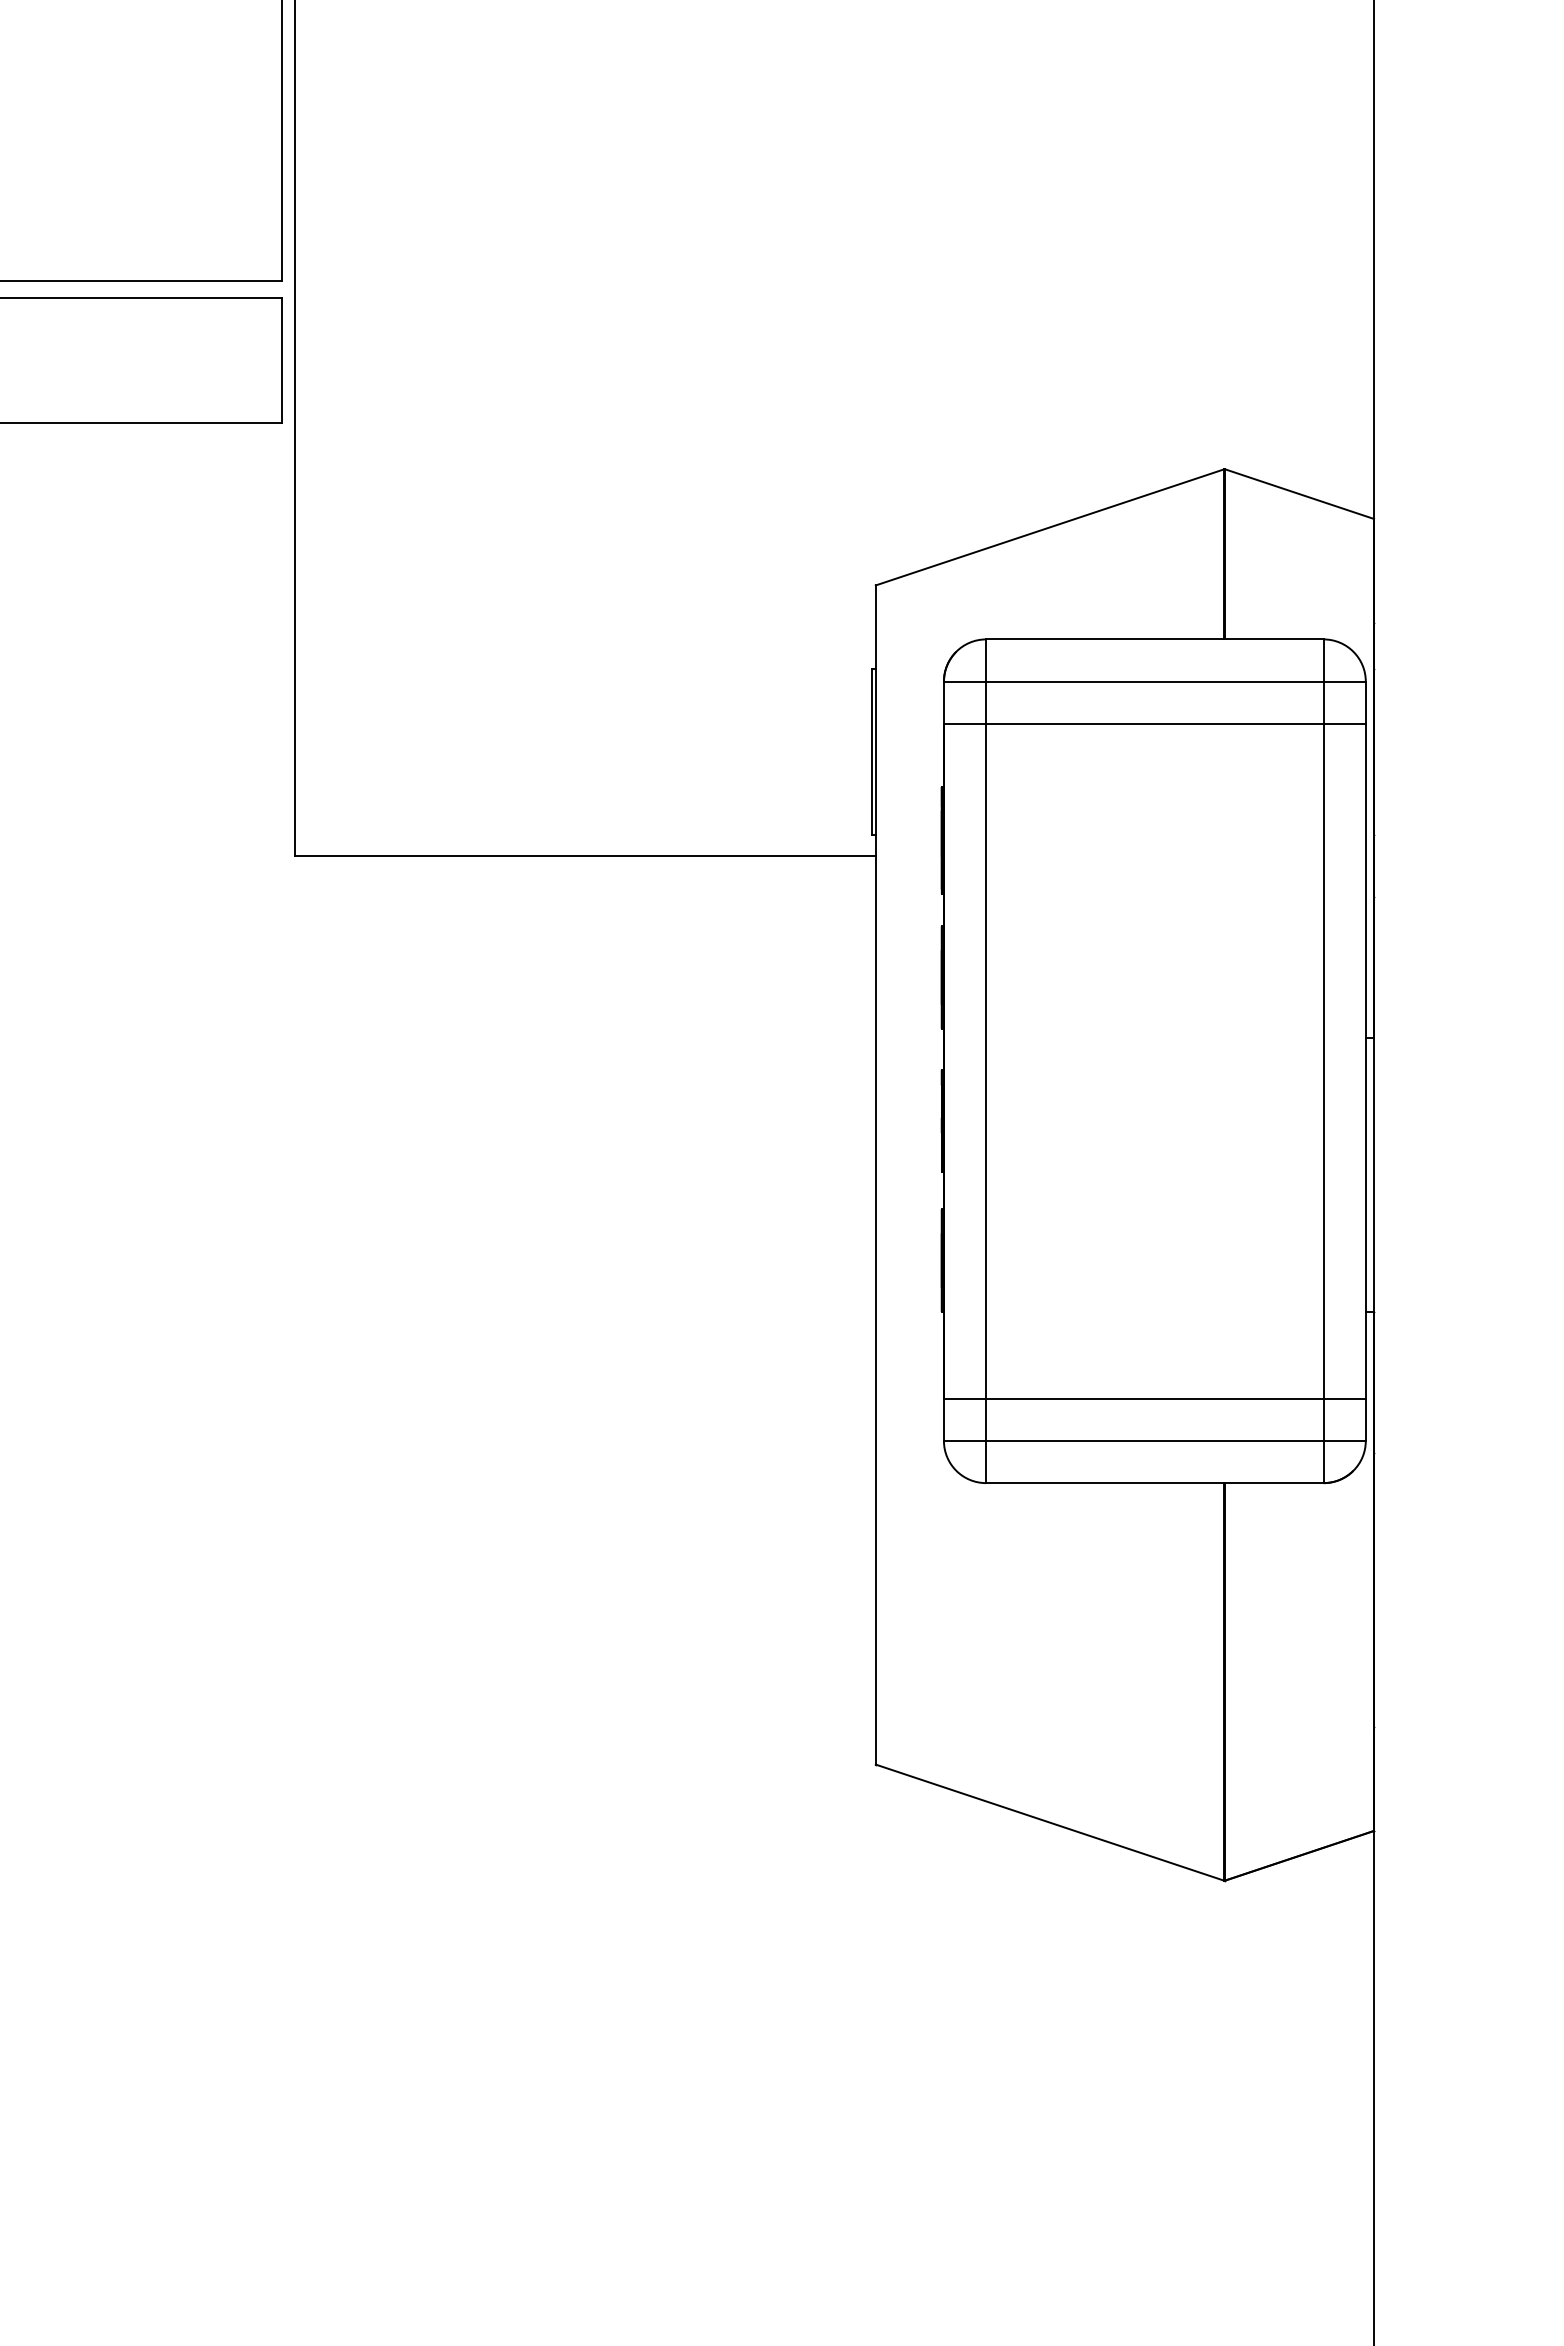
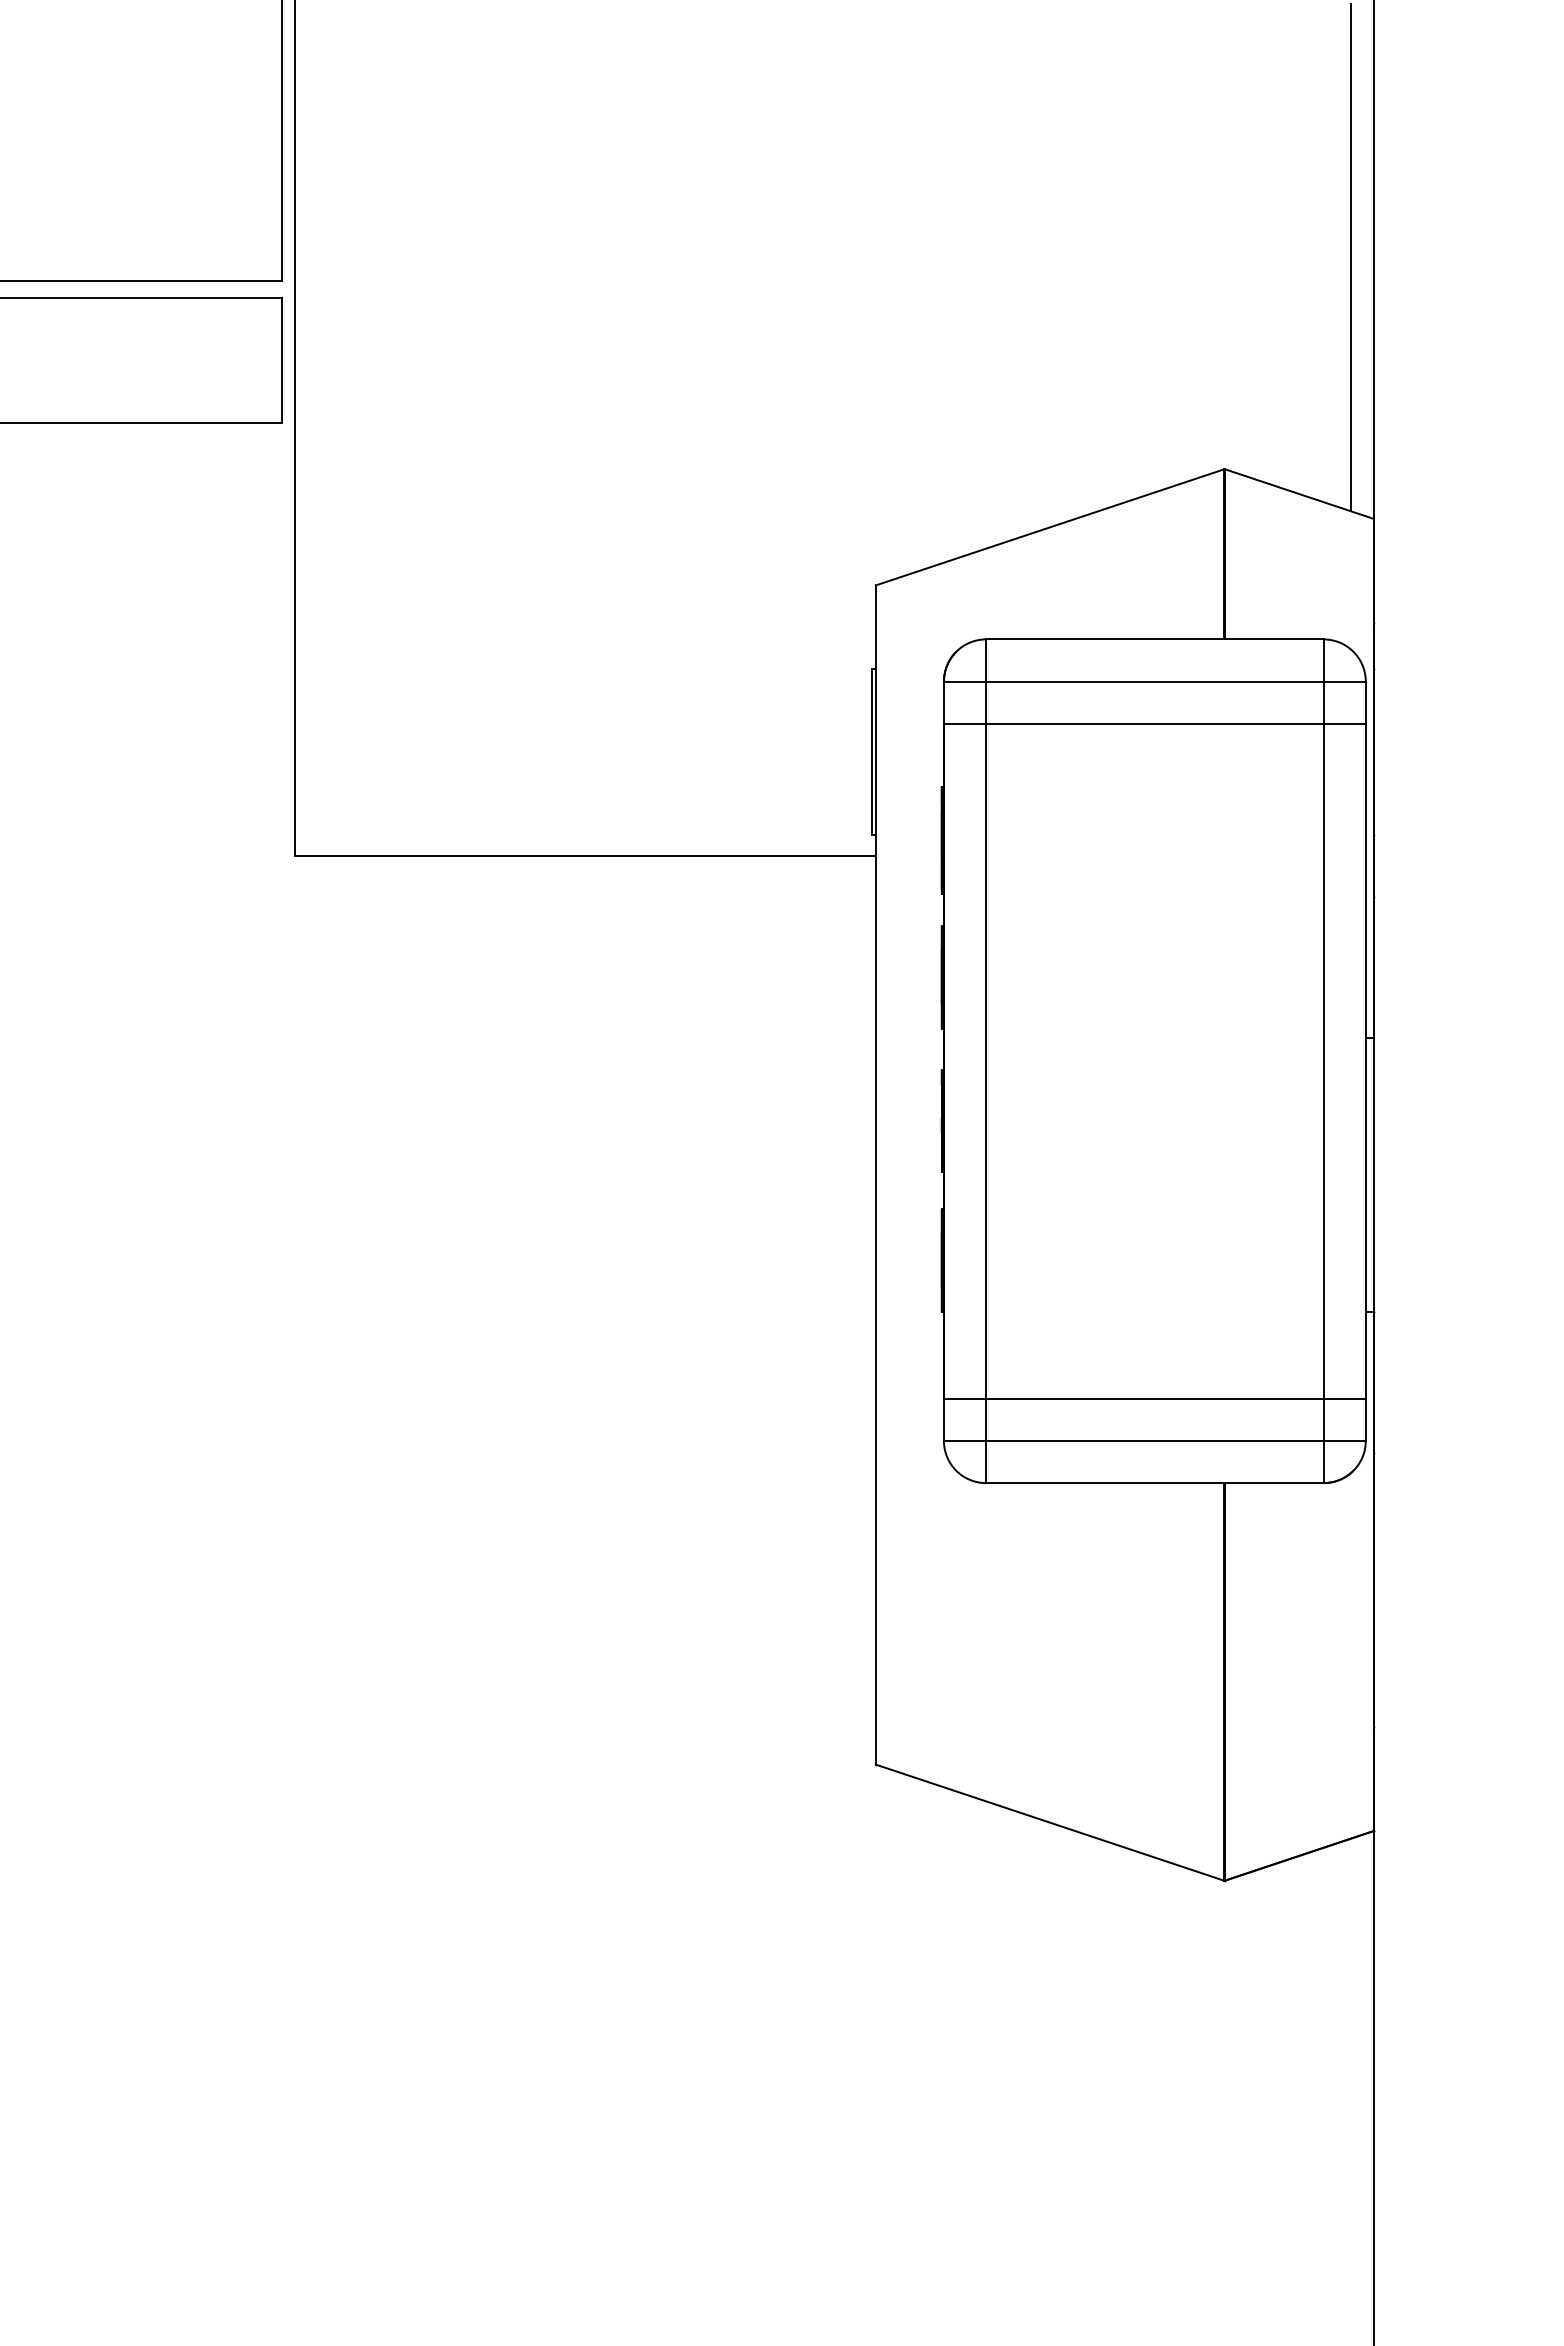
line: none -> present (1351, 257)
